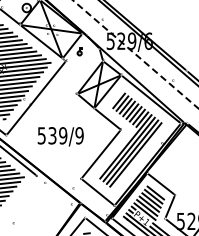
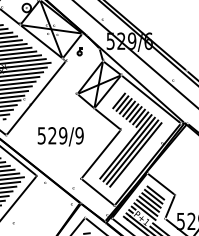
line: dashed -> solid (135, 54)
text: 539/9 -> 529/9 (52, 135)
line: none -> present (18, 197)
